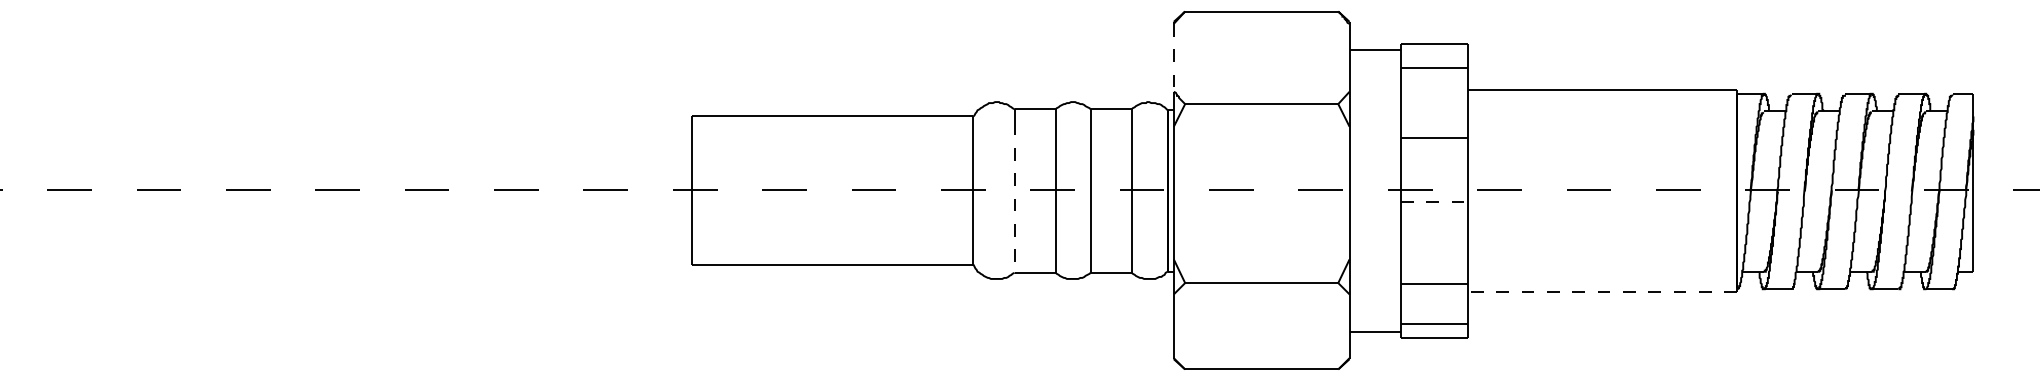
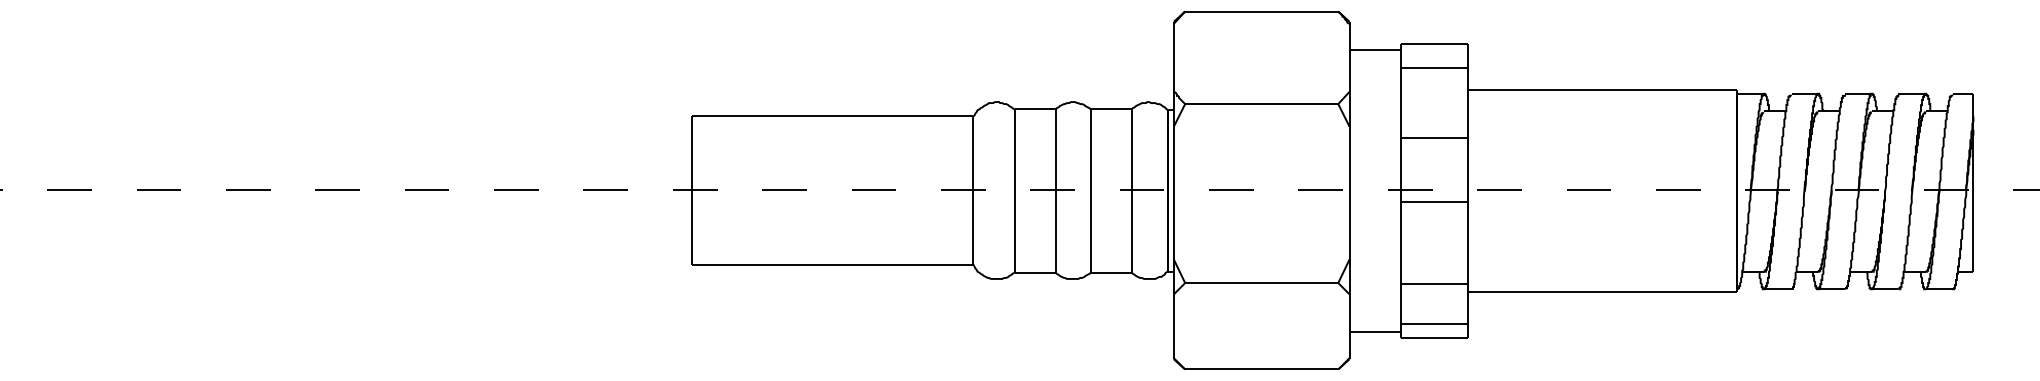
line: dashed -> solid (1173, 57)
line: dashed -> solid (1014, 198)
line: dashed -> solid (1434, 201)
line: dashed -> solid (1602, 292)
